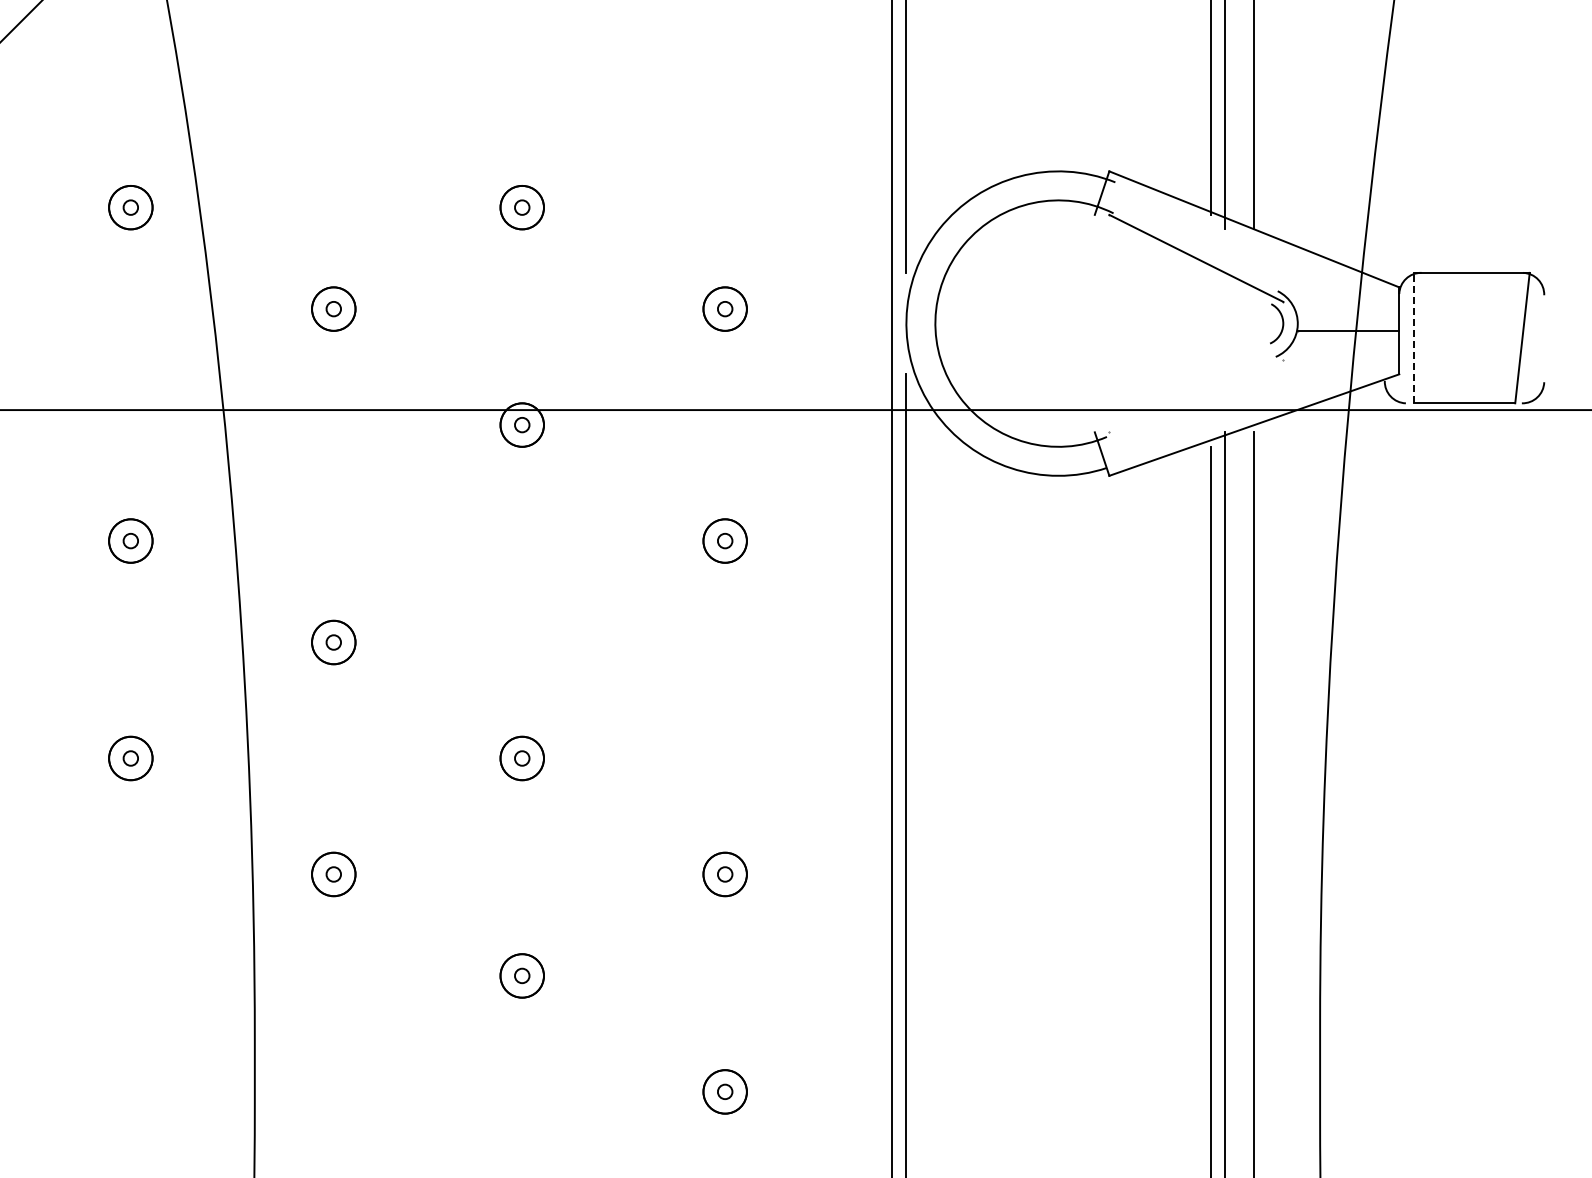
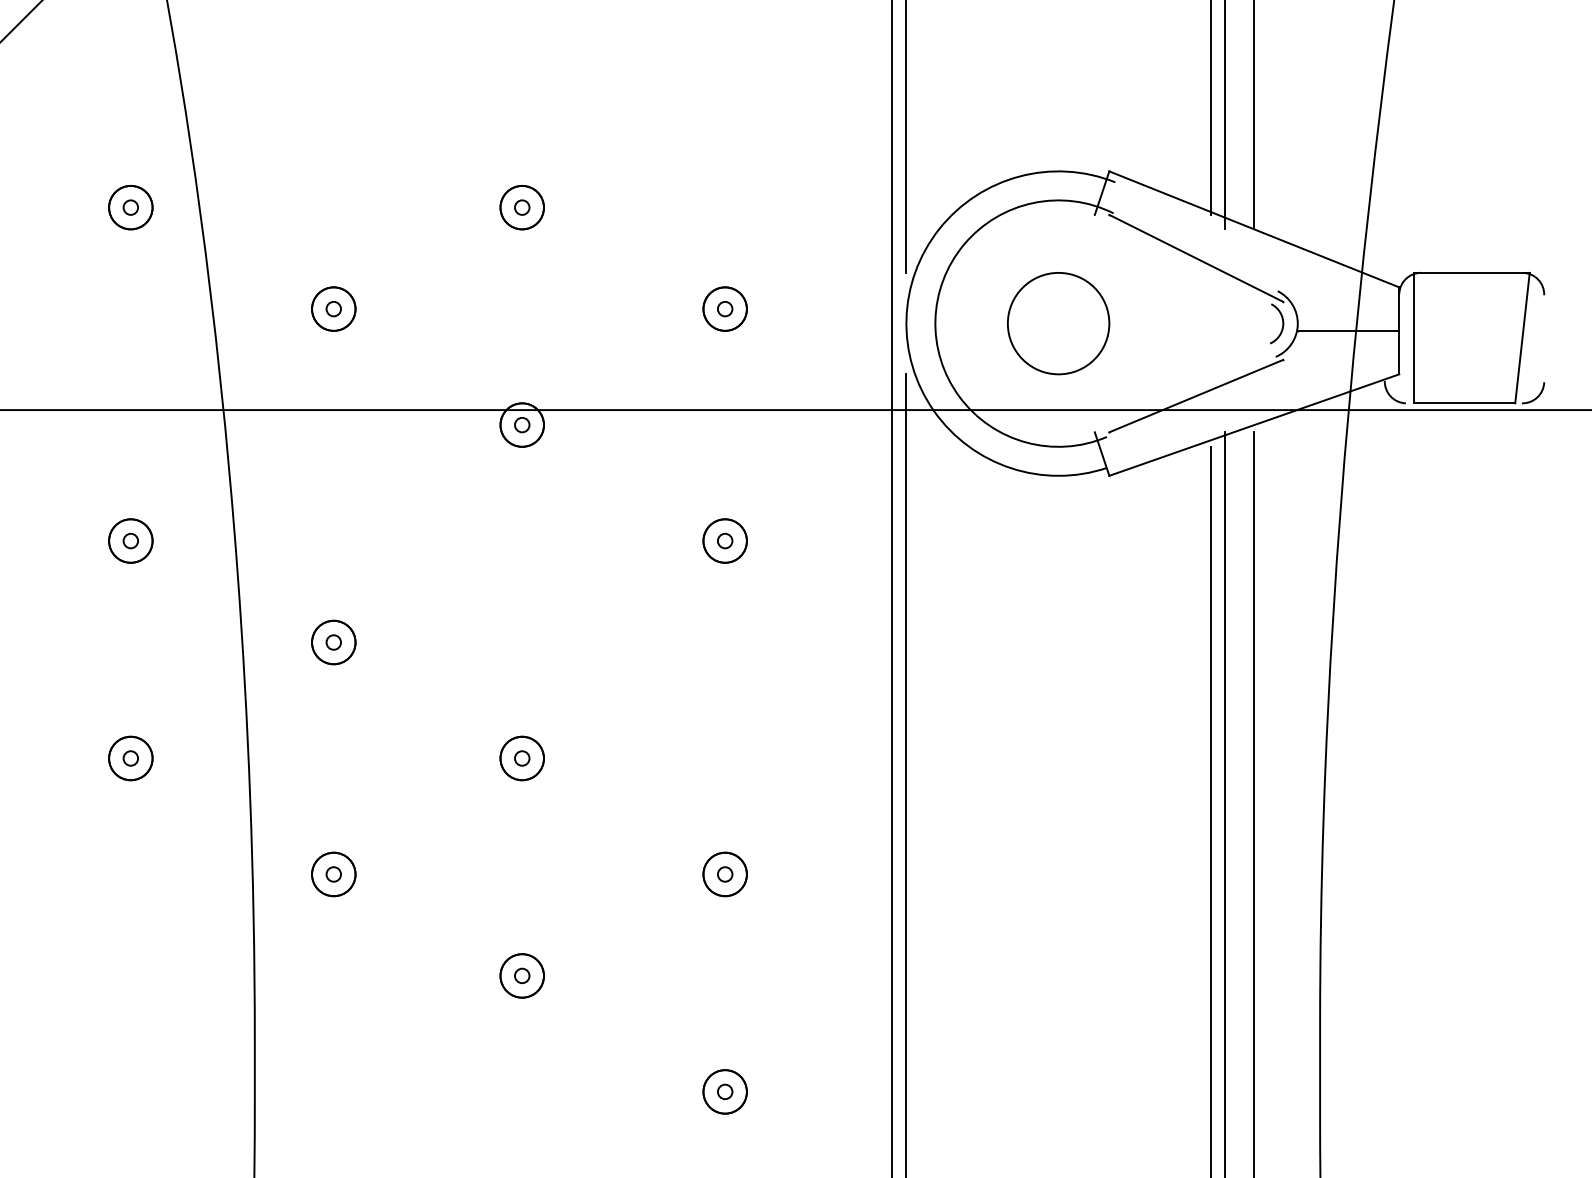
part: none -> present (1058, 323)
line: dashed -> solid (1413, 337)
line: none -> present (1196, 395)
